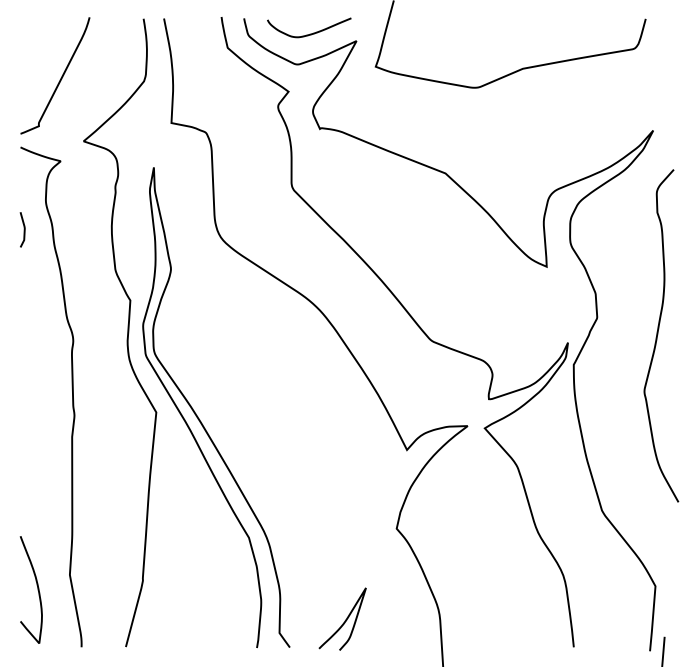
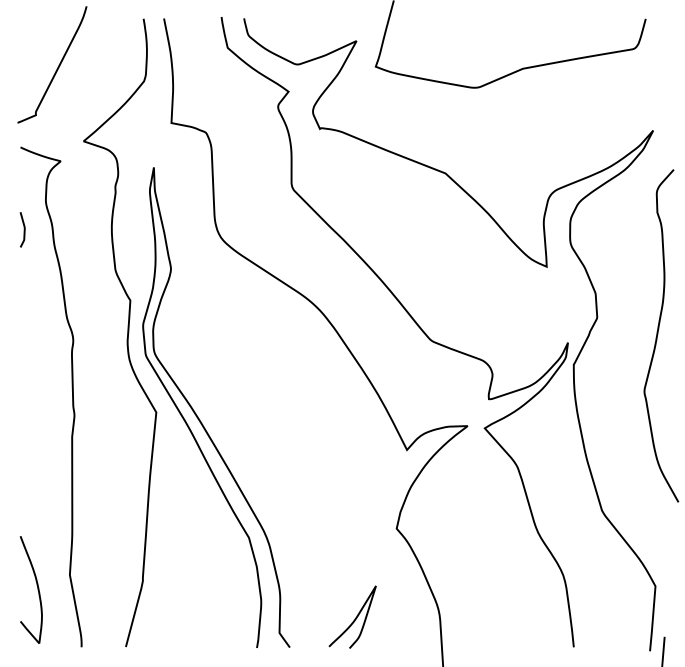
curve: present -> none (310, 33)
curve position: (60, 78) -> (57, 67) (57, 67)
curve position: (344, 620) -> (354, 618) (354, 618)
